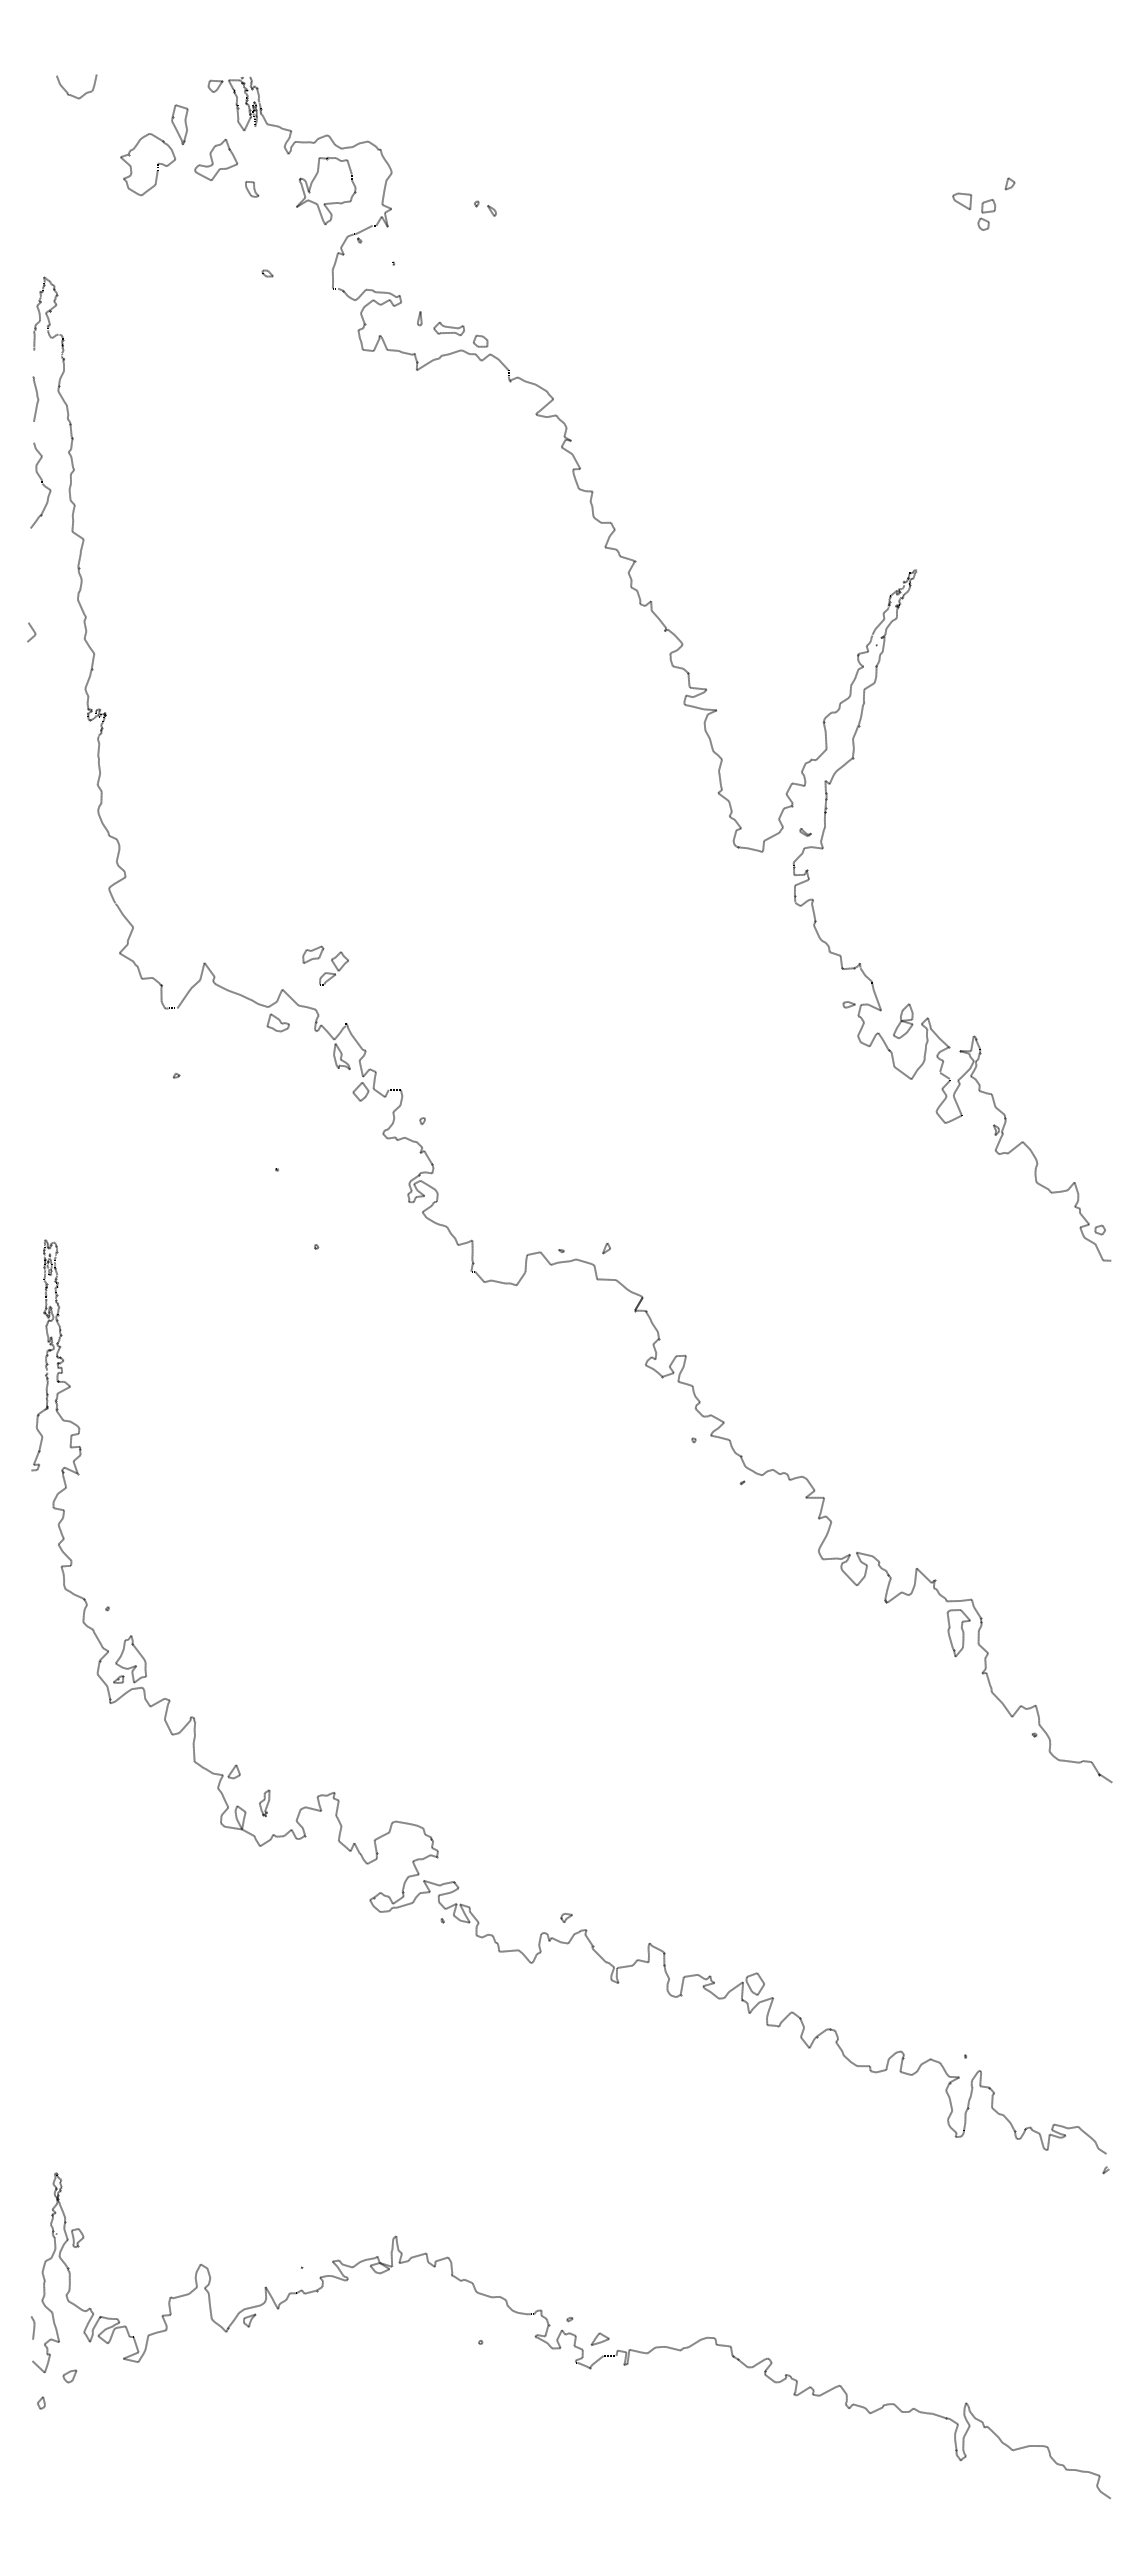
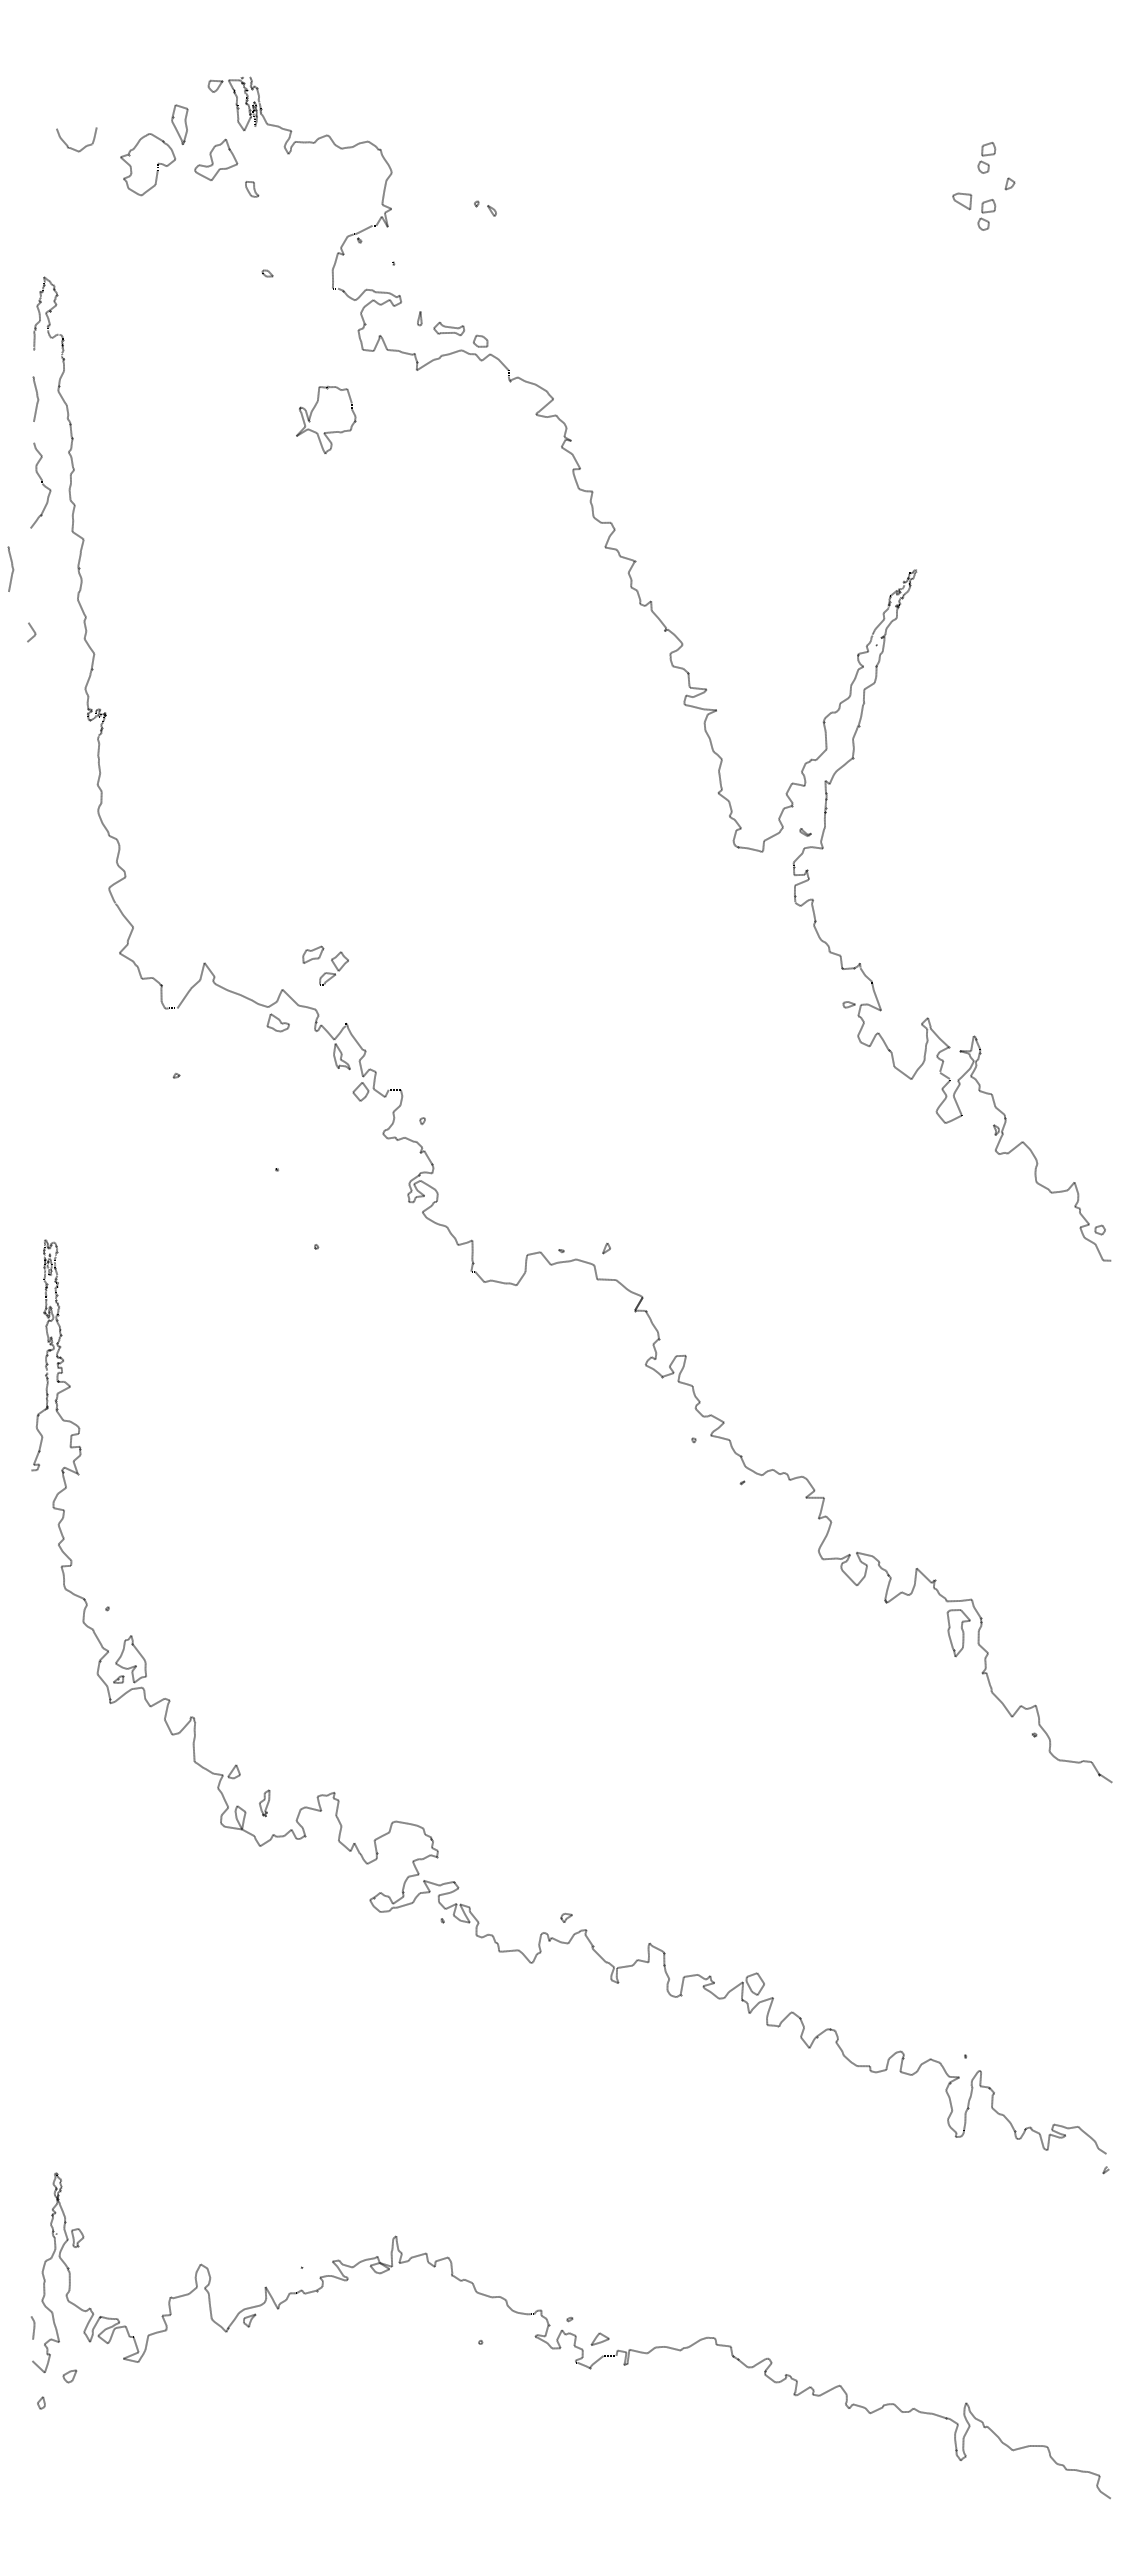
curve position: (74, 95) -> (74, 148) (74, 148)
part: none -> present (986, 157)
part position: (328, 202) -> (328, 431) (328, 431)
curve: none -> present (11, 567)
part: present -> none (903, 1020)
